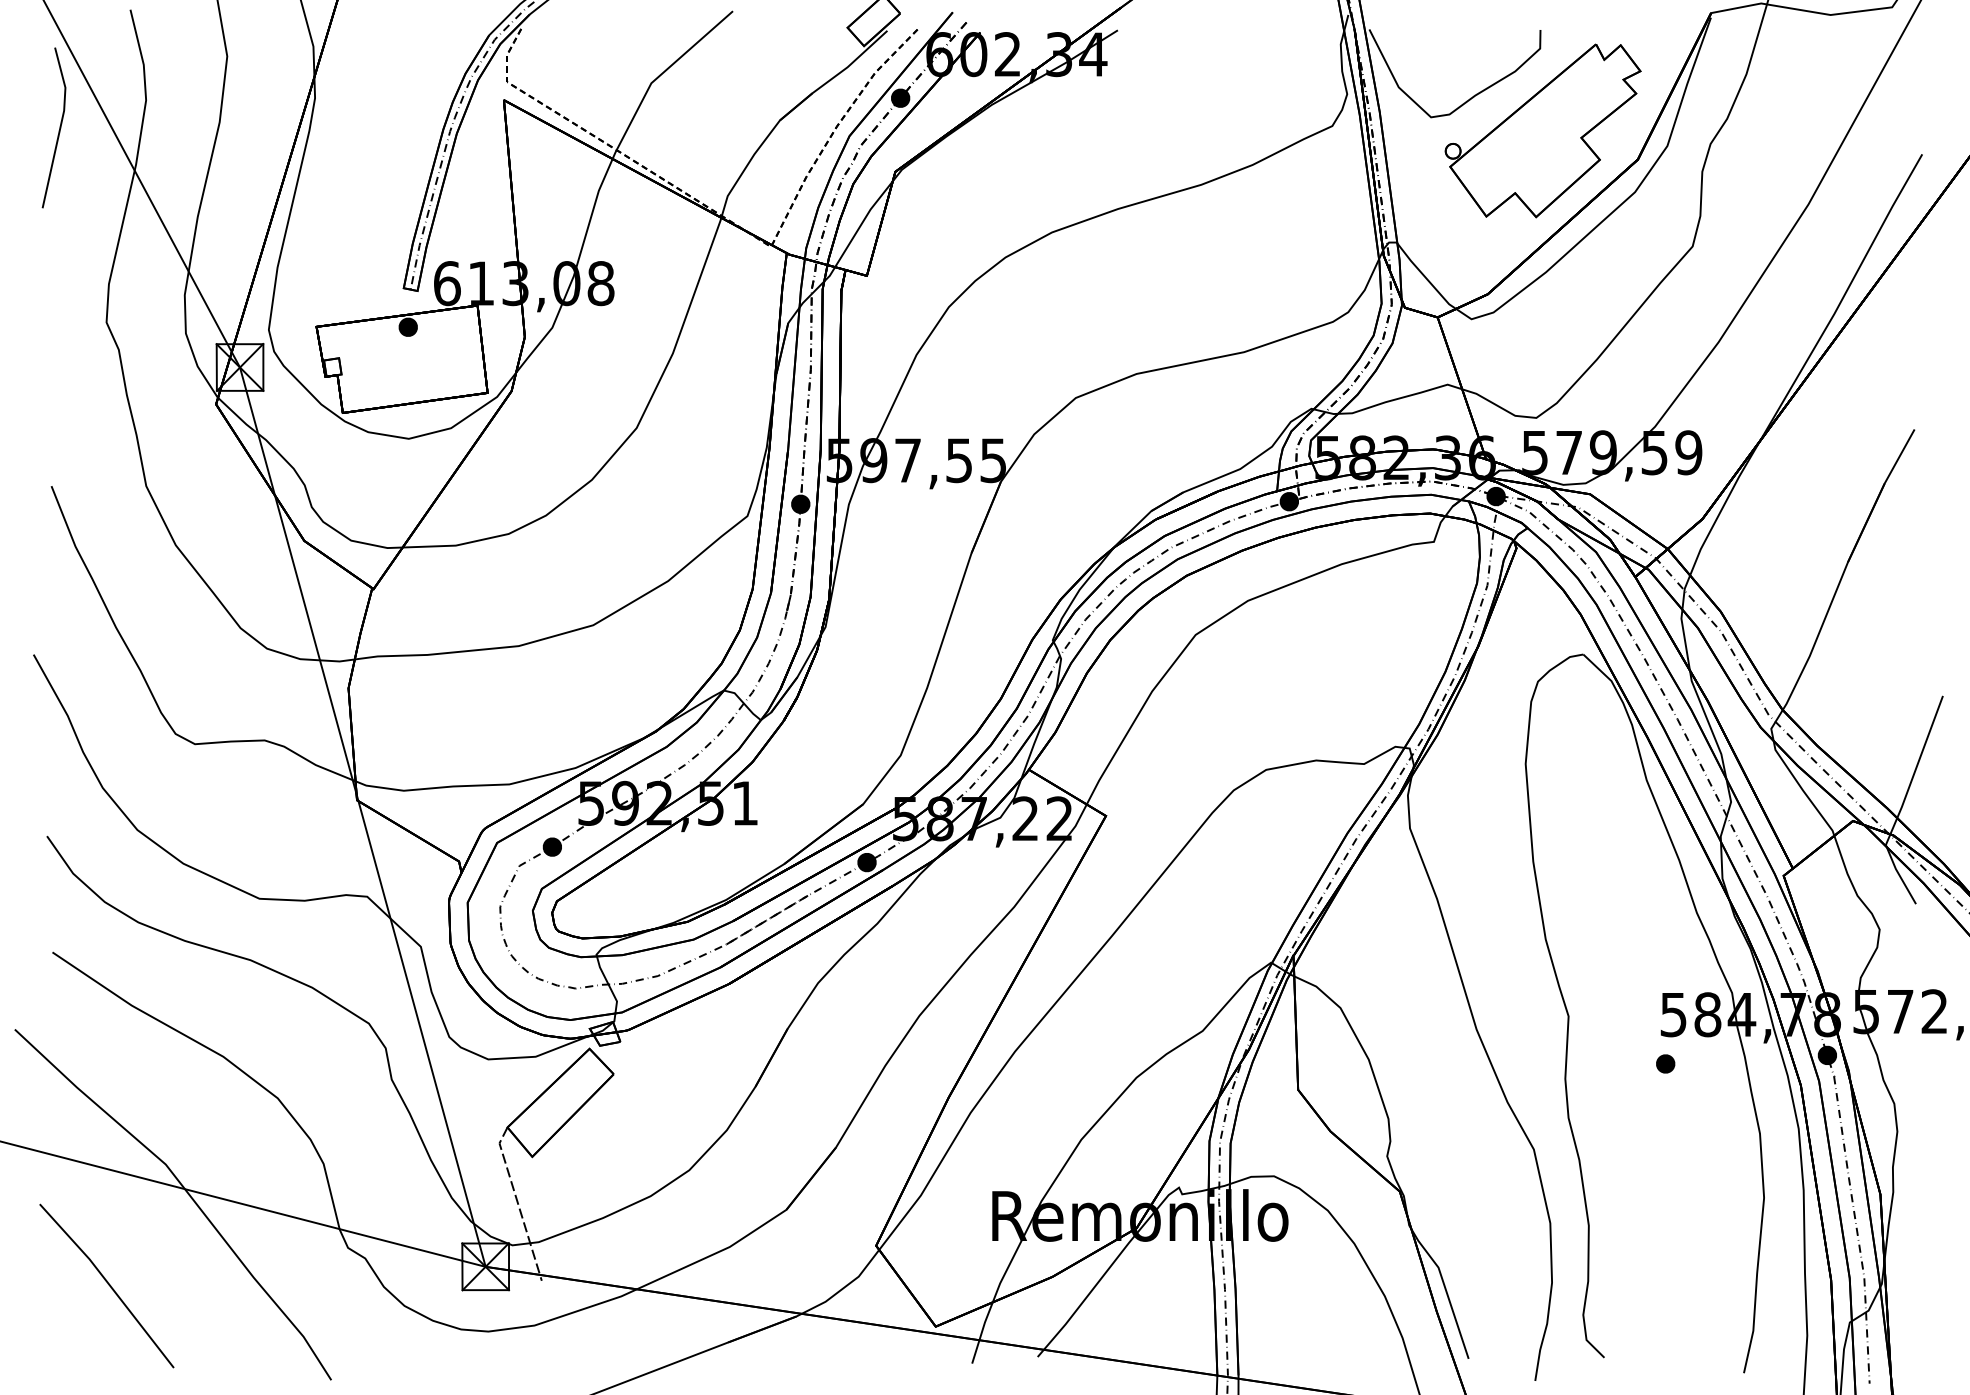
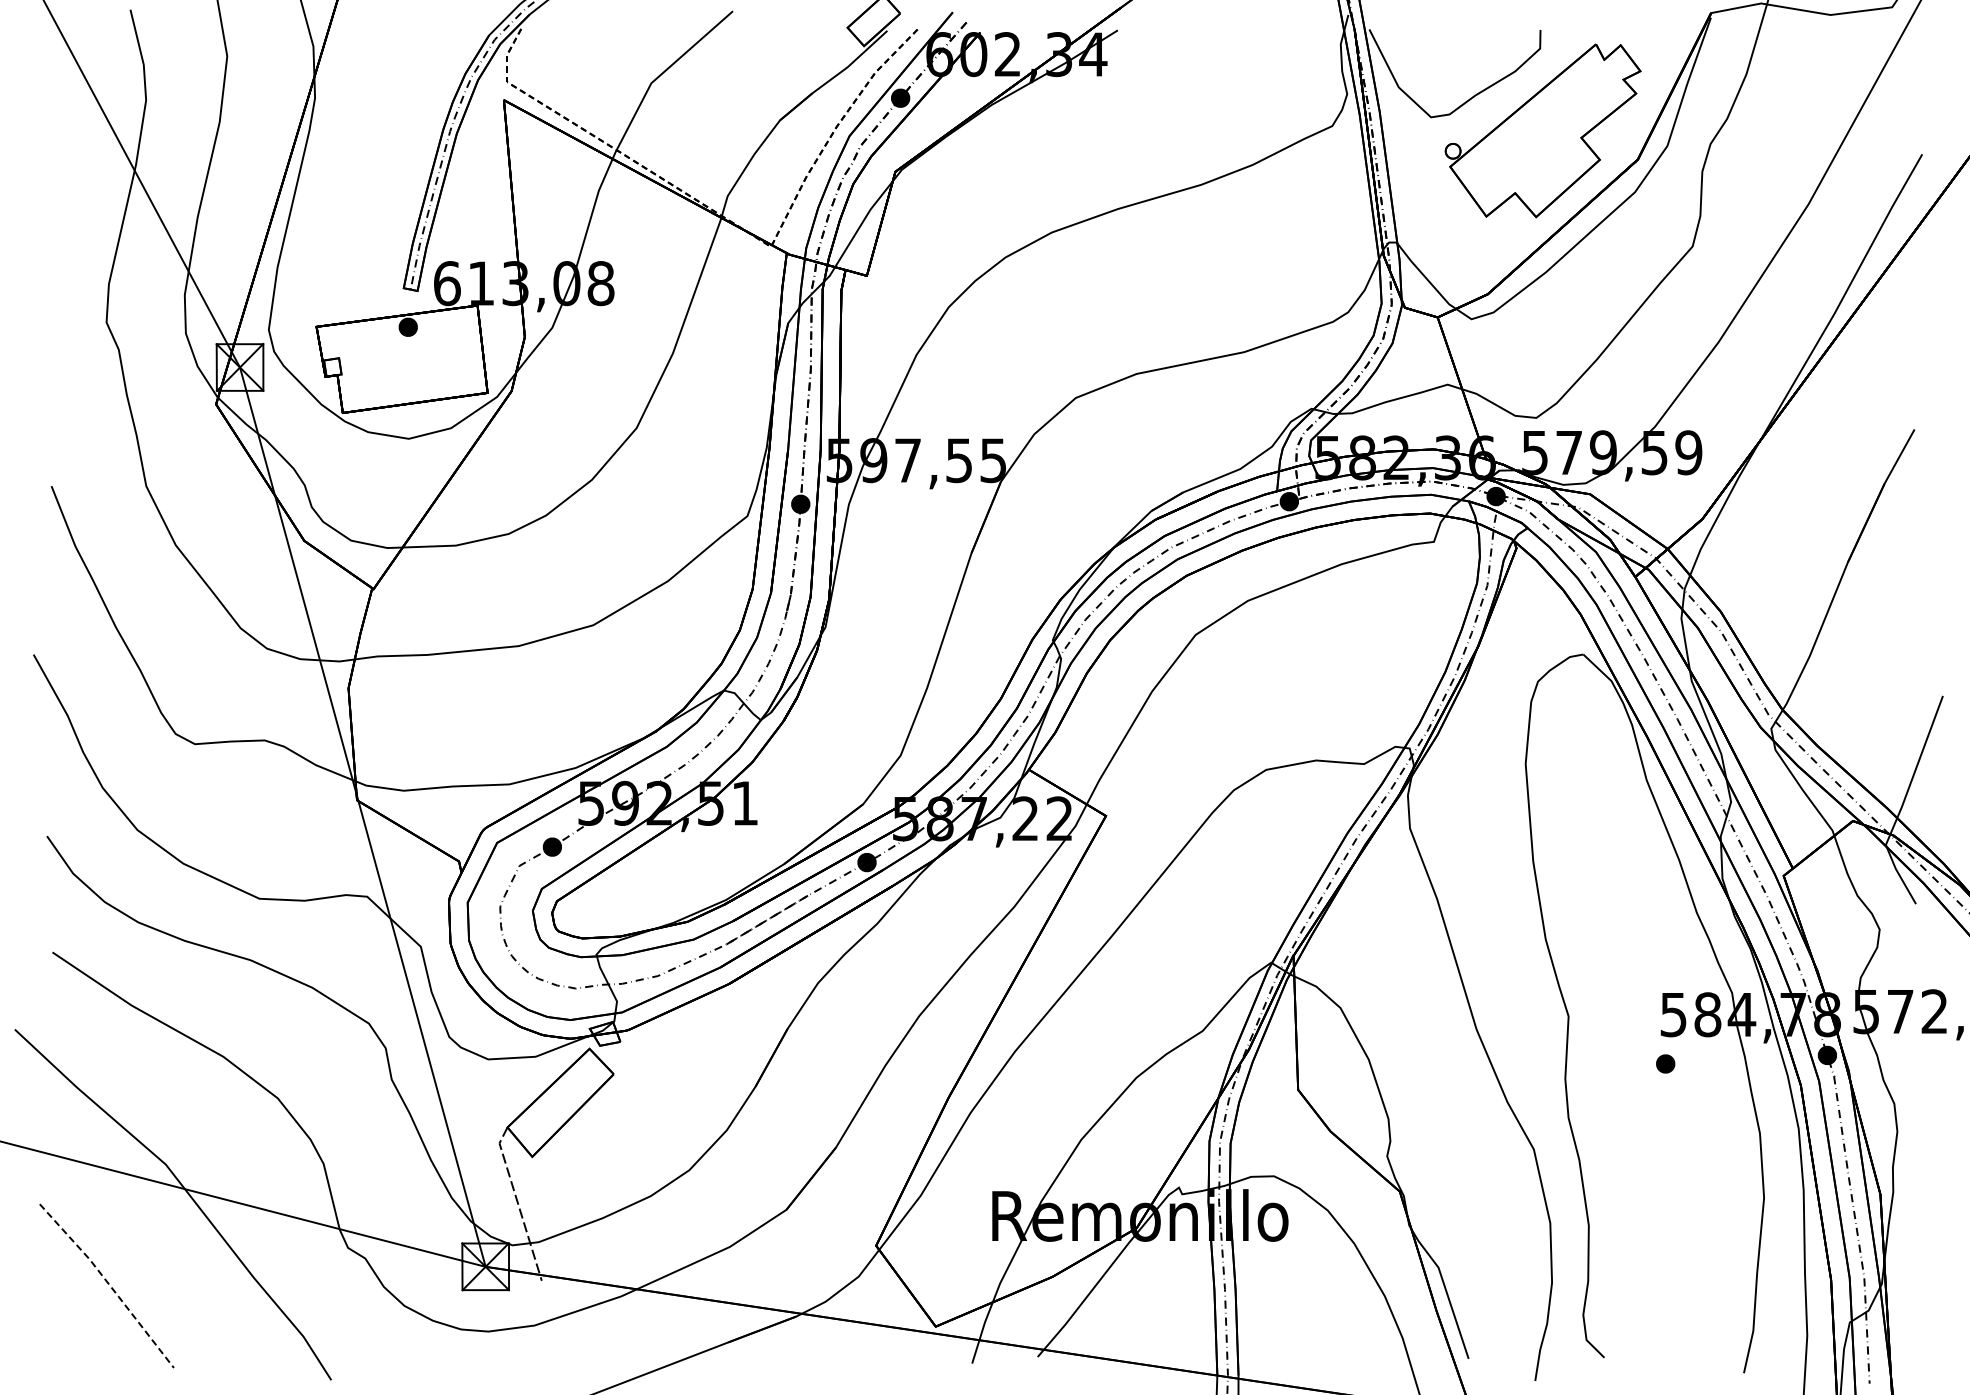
line: present -> none (58, 130)
line: solid -> dashed (108, 1283)
